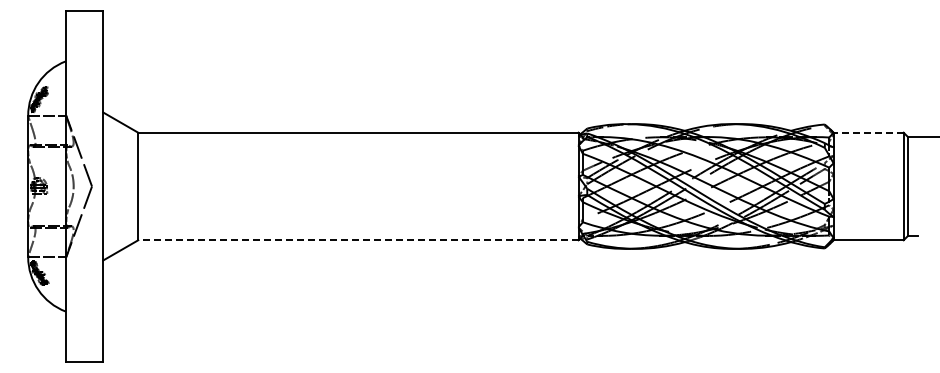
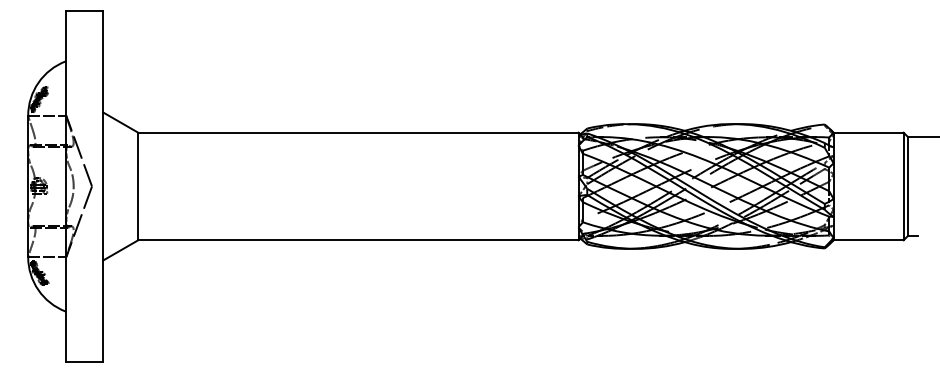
line: dashed -> solid (868, 132)
line: dashed -> solid (357, 240)
